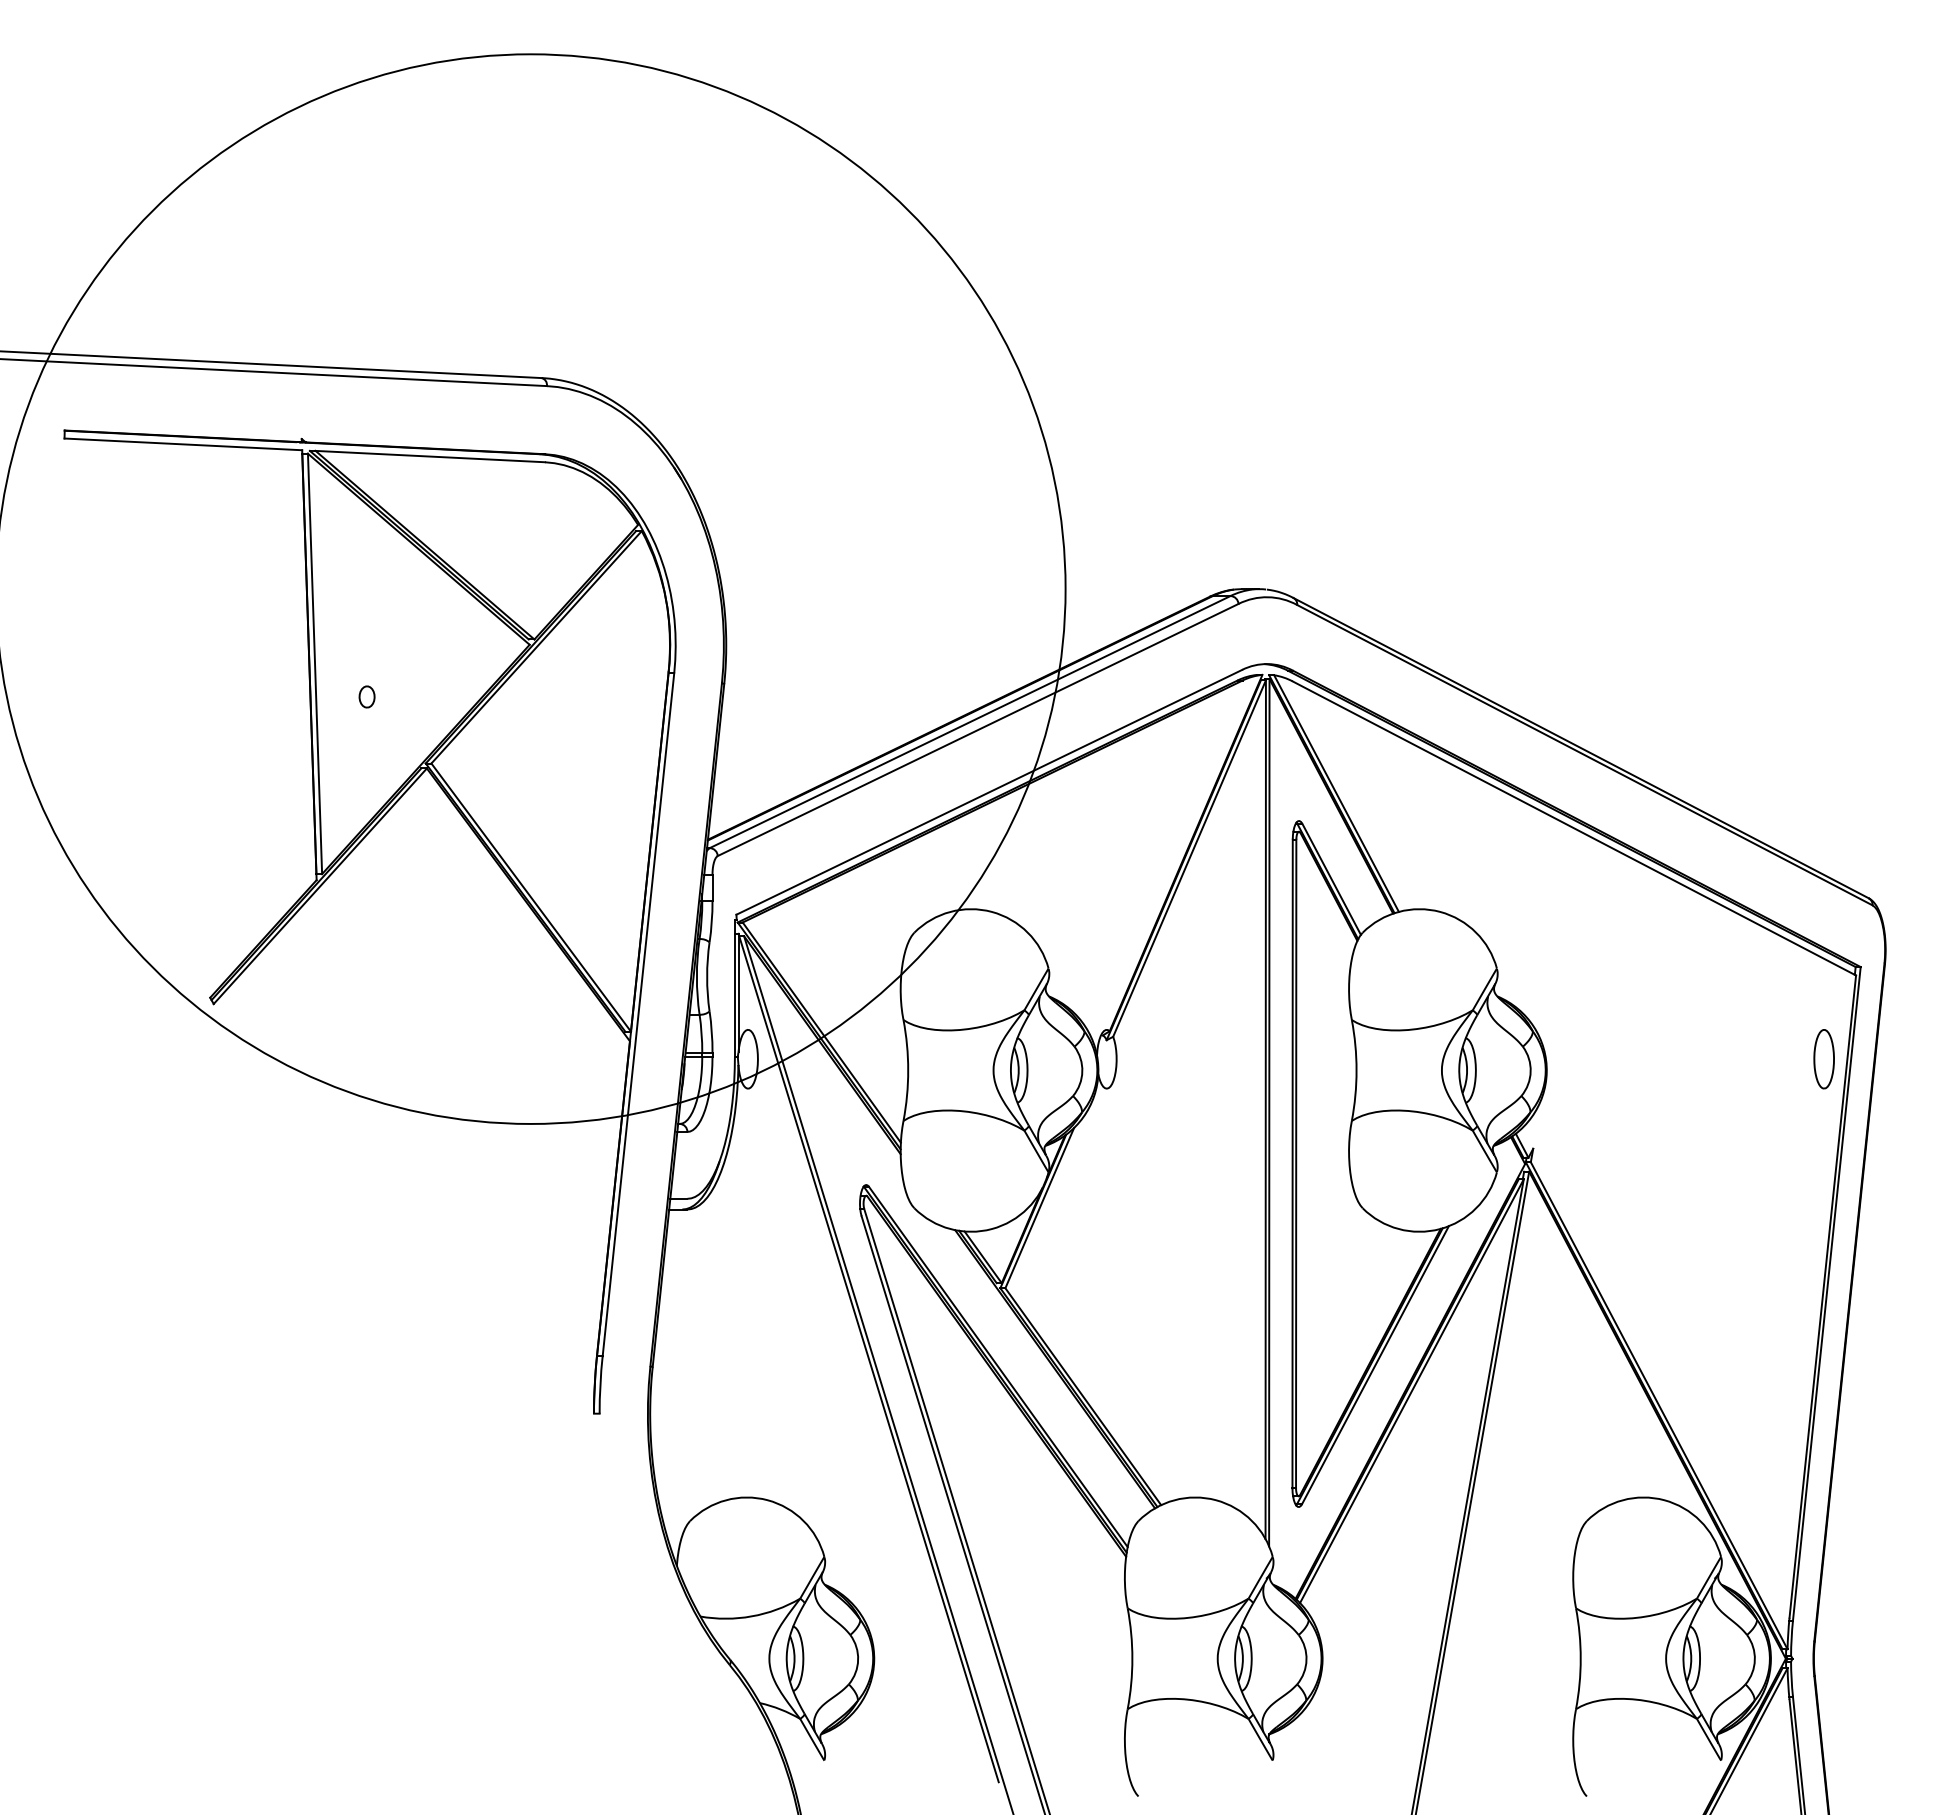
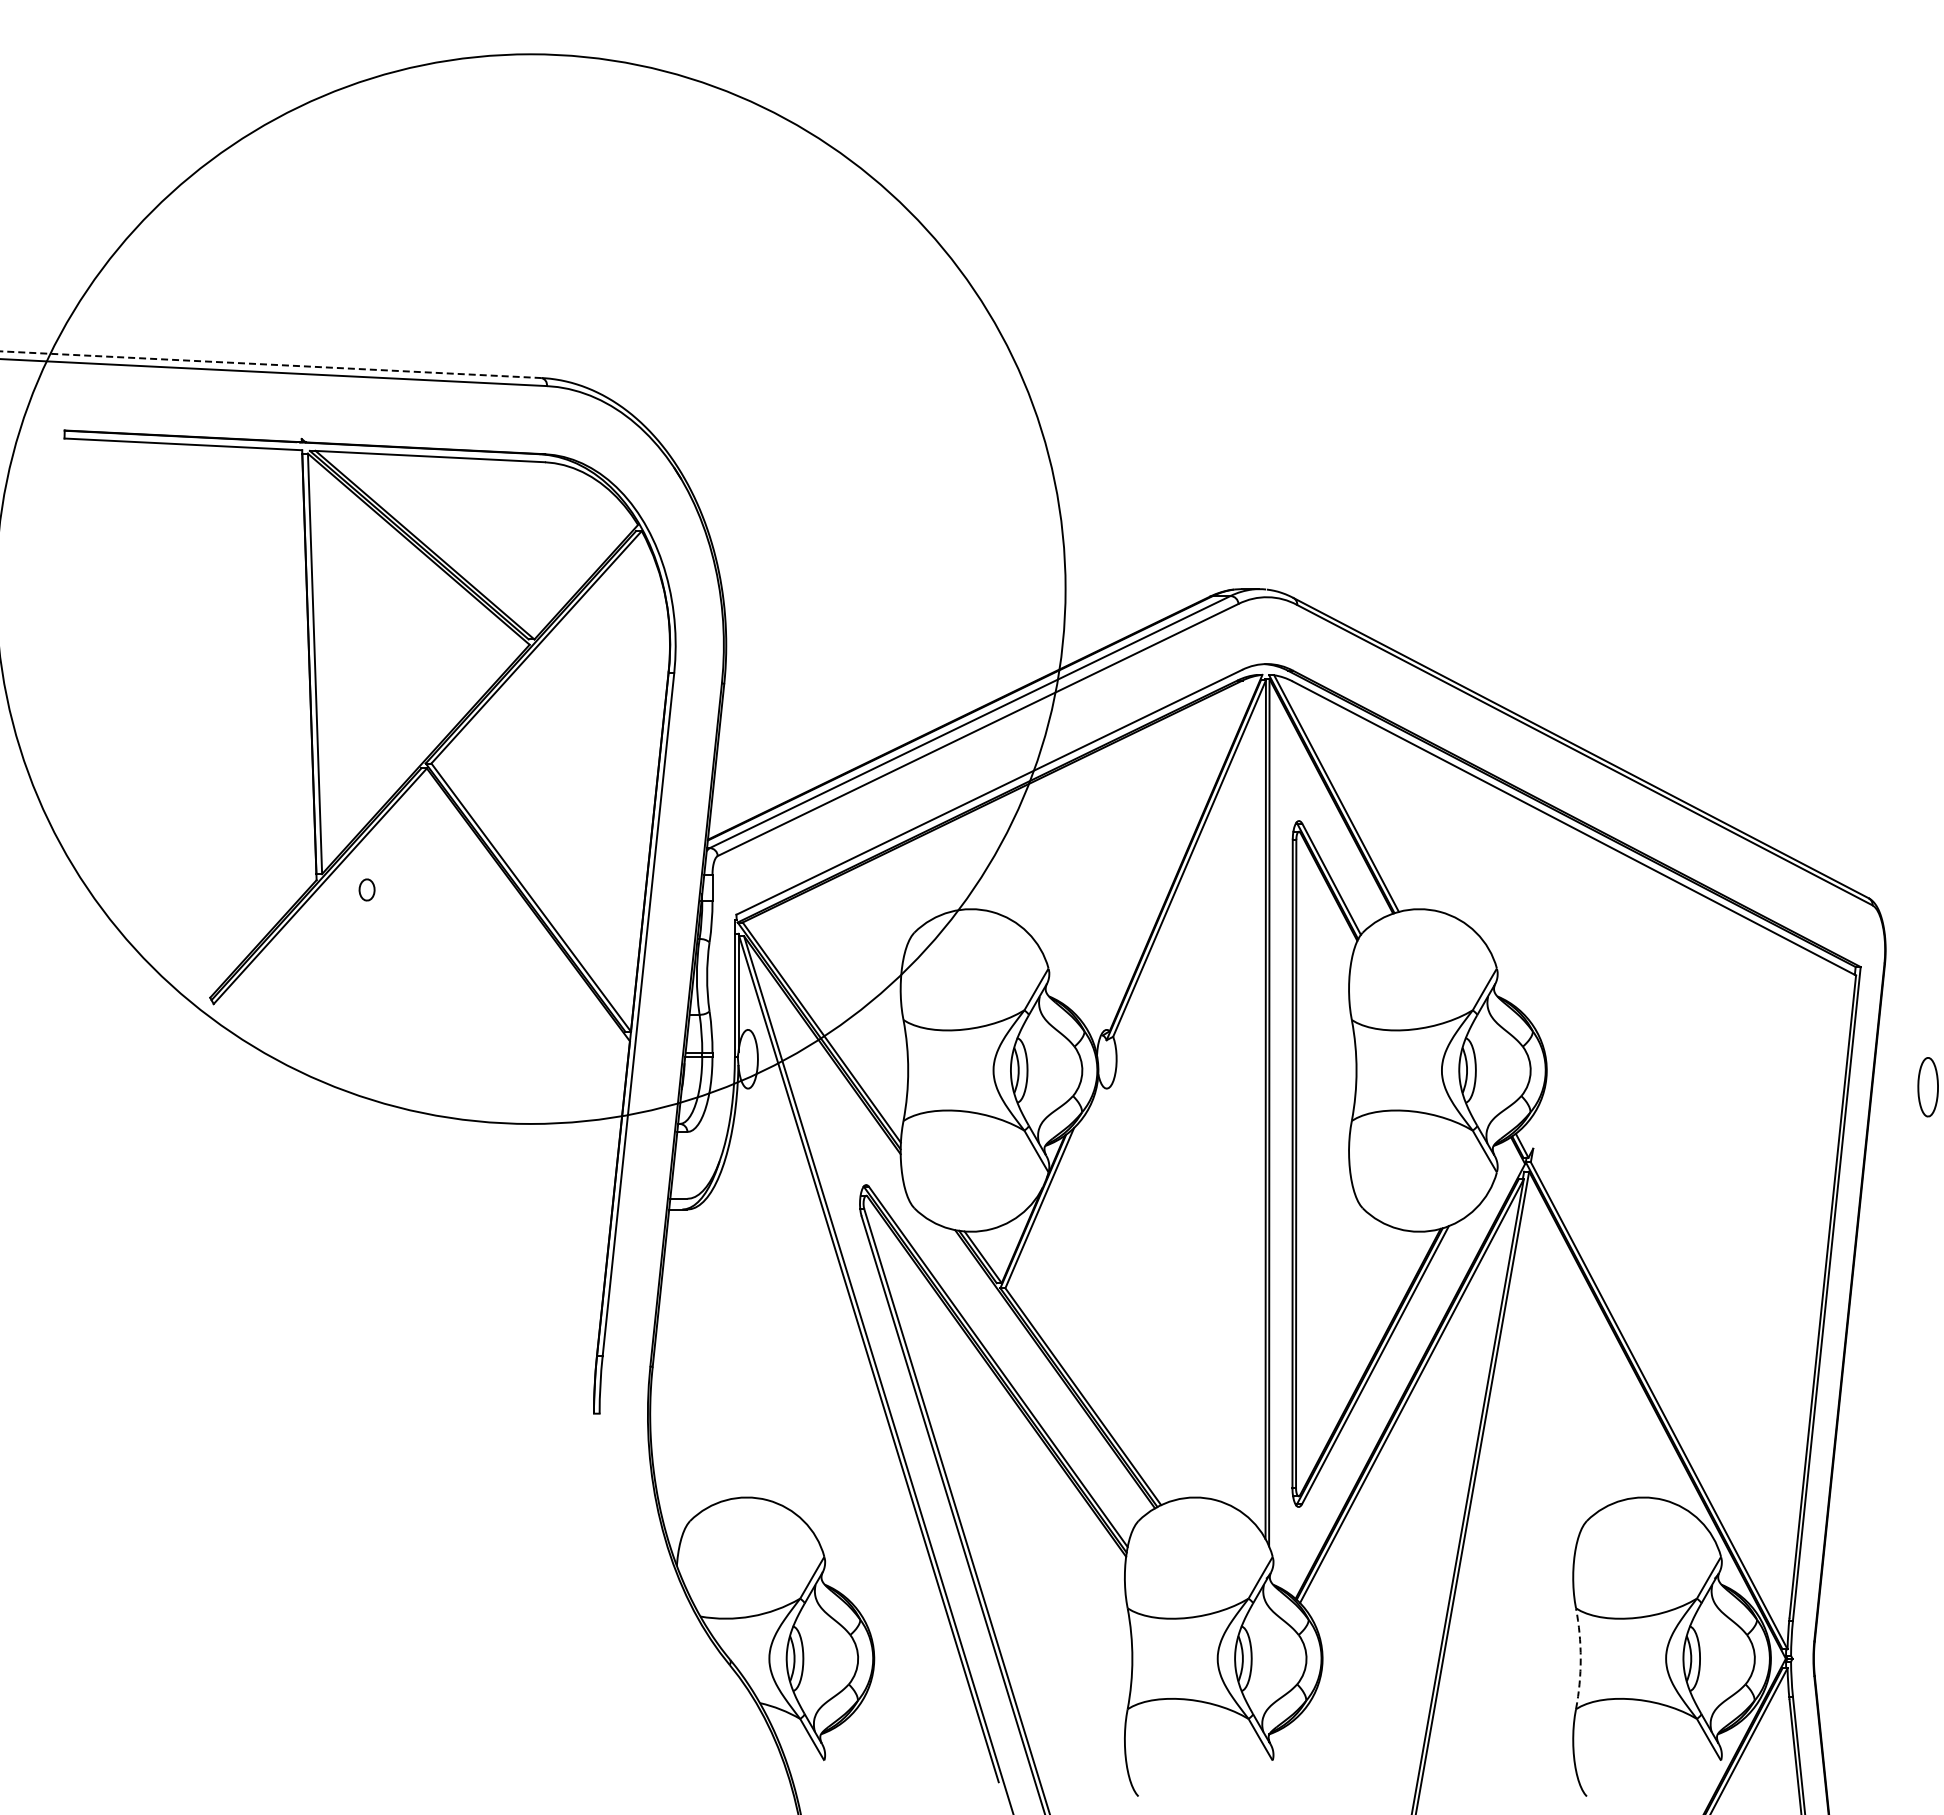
line: solid -> dashed (271, 364)
part position: (366, 696) -> (366, 889) (366, 889)
part position: (1823, 1059) -> (1927, 1087) (1927, 1087)
arc: solid -> dashed (1580, 1658)
